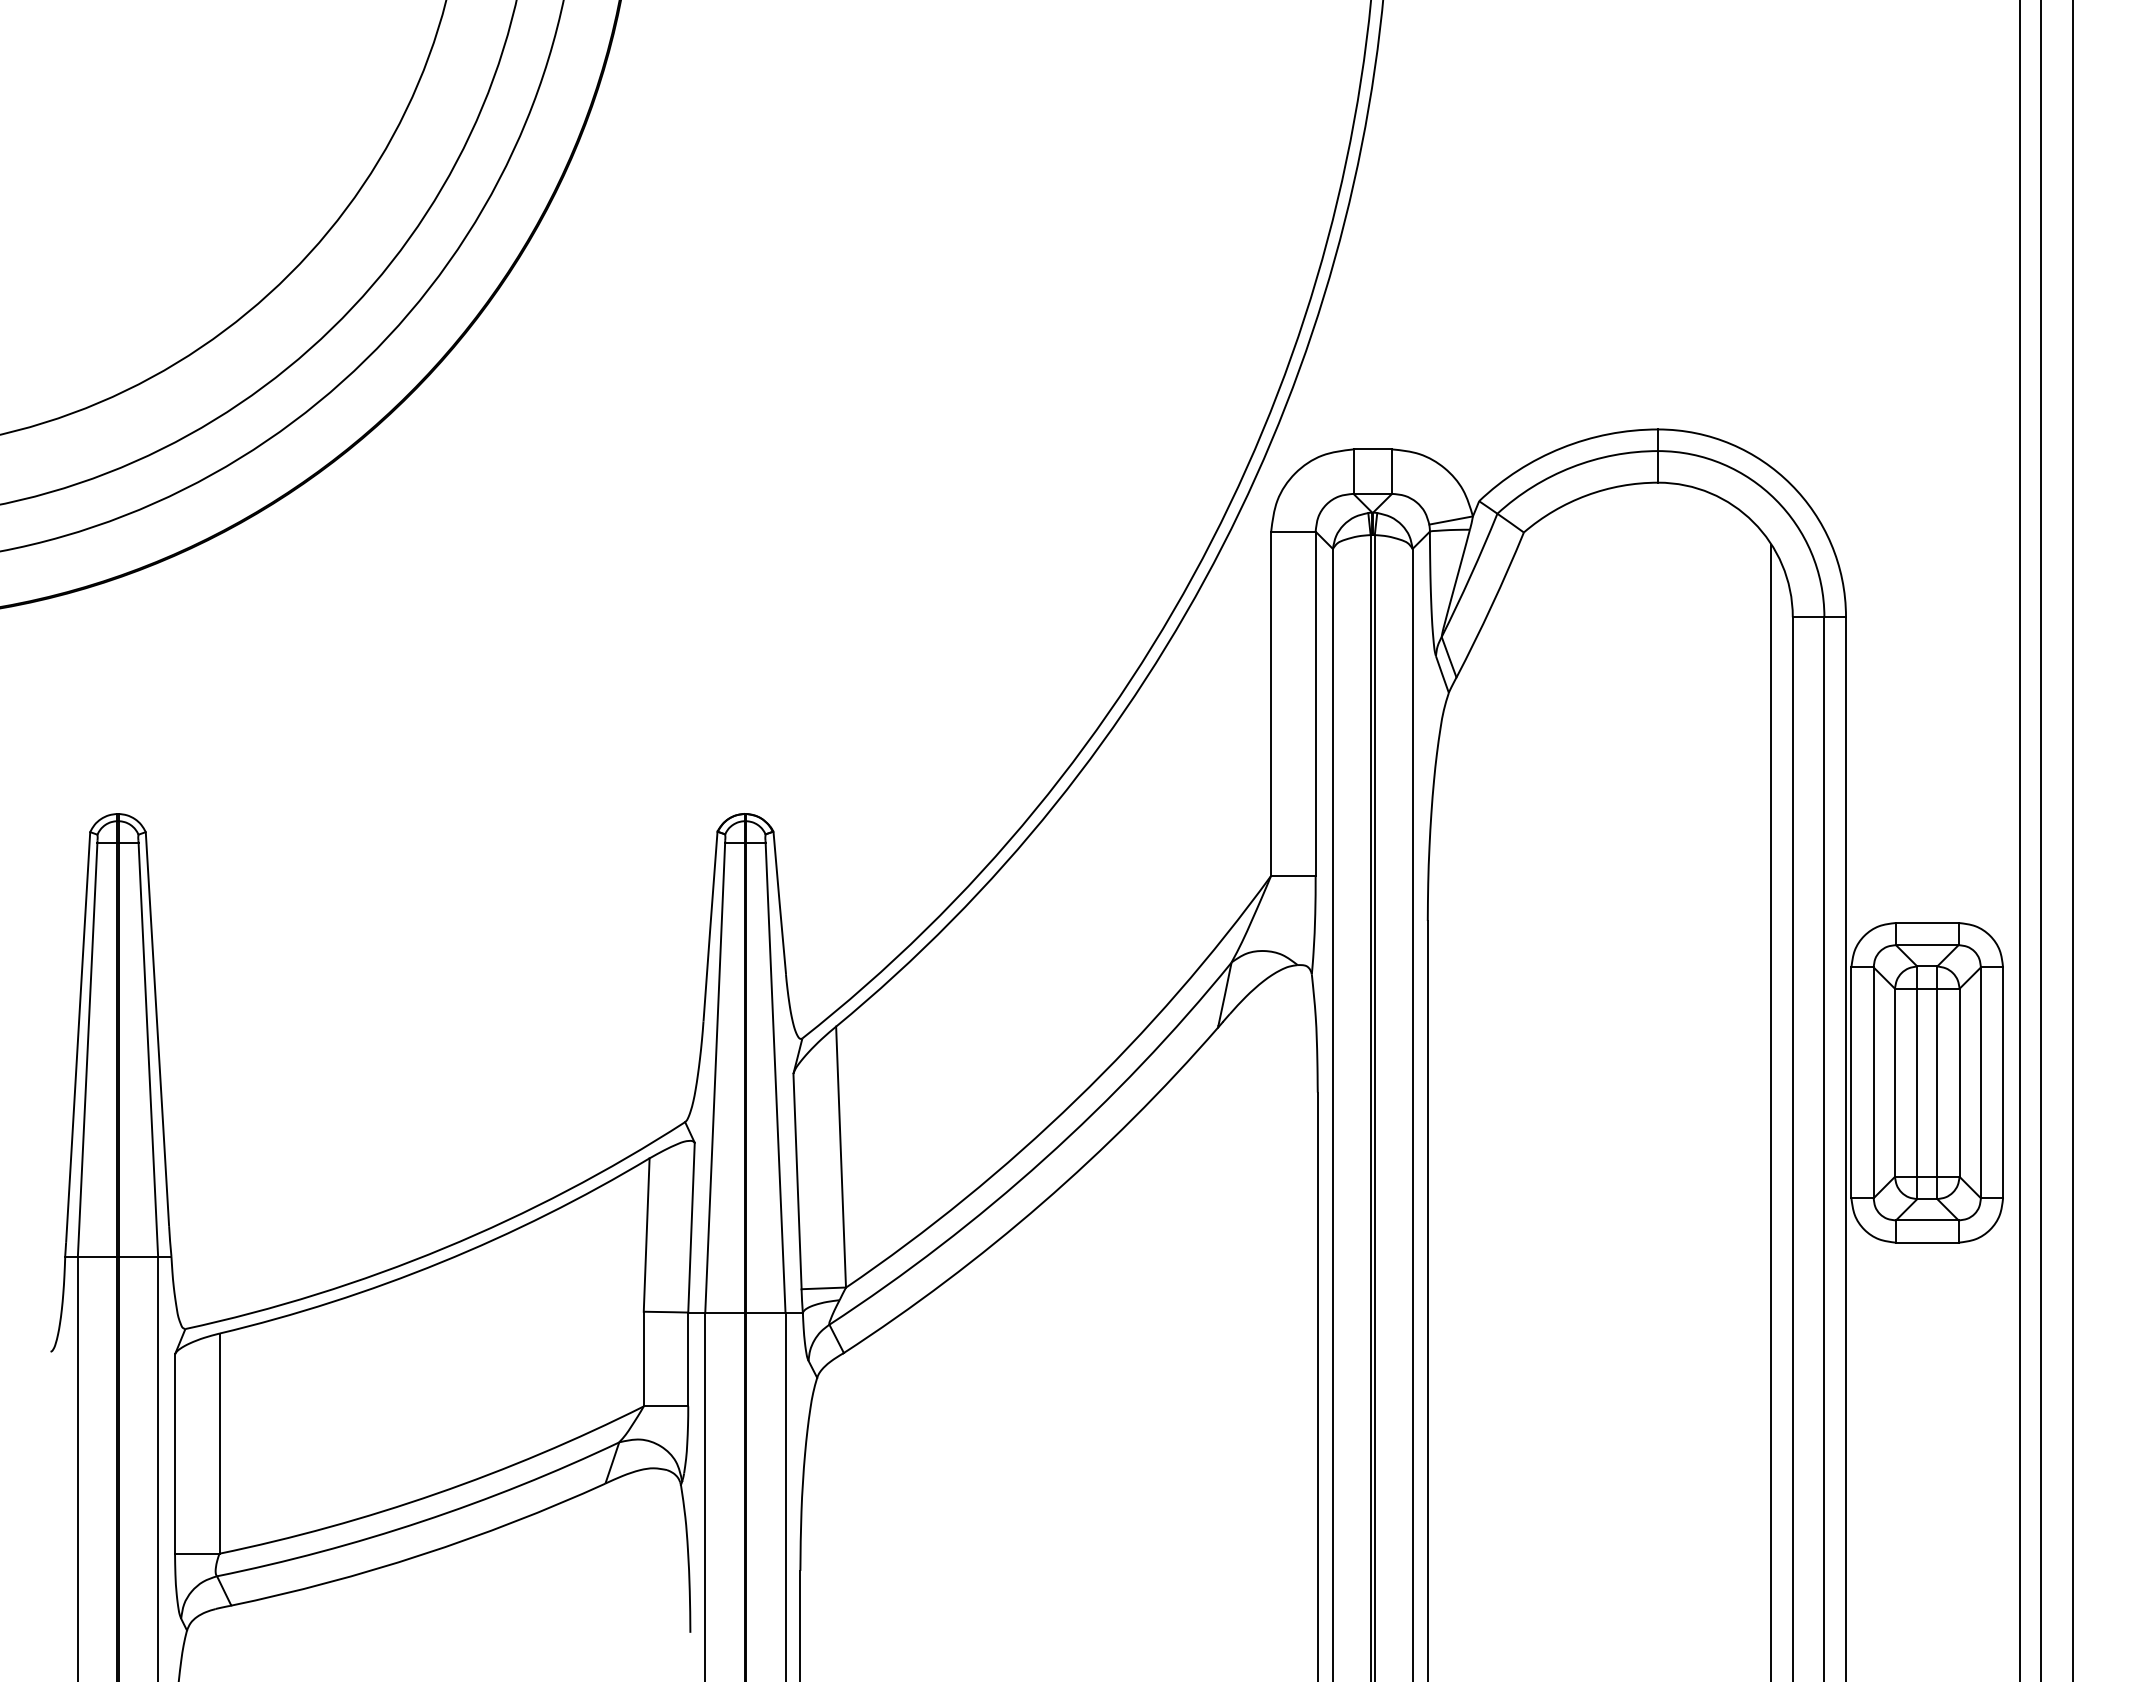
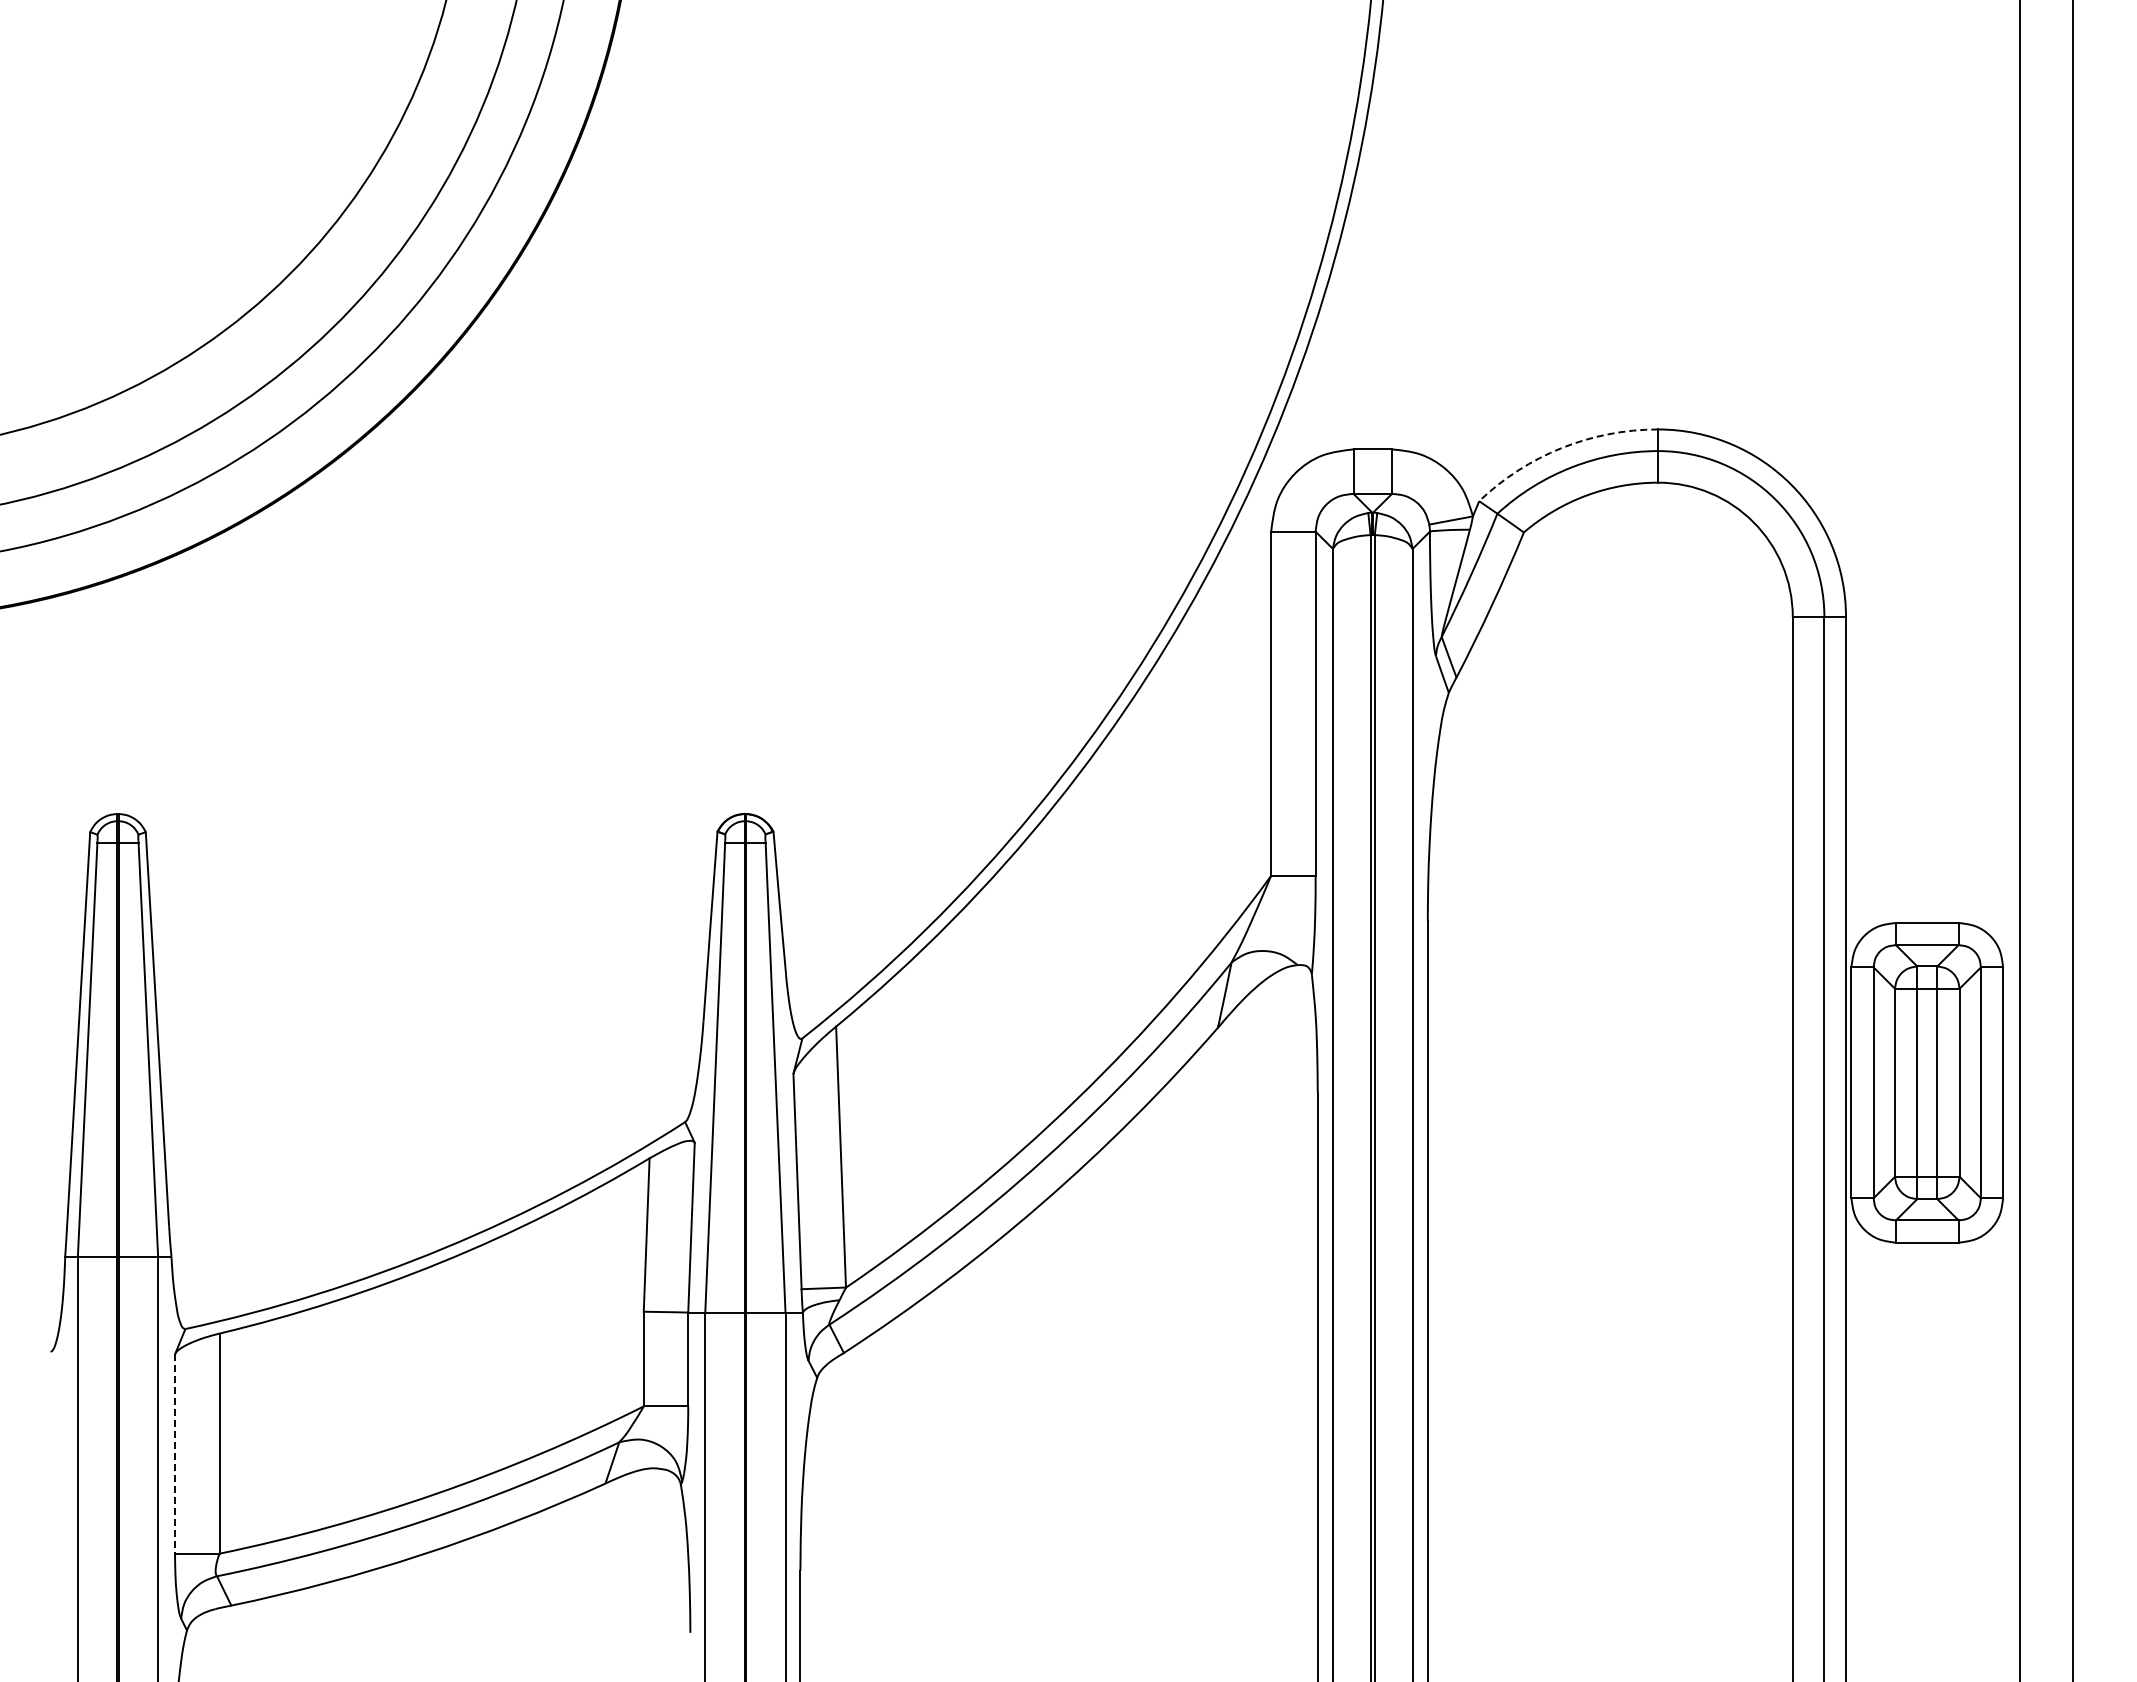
arc: solid -> dashed (1561, 448)
line: present -> none (2041, 840)
line: present -> none (1770, 1111)
line: solid -> dashed (175, 1453)
